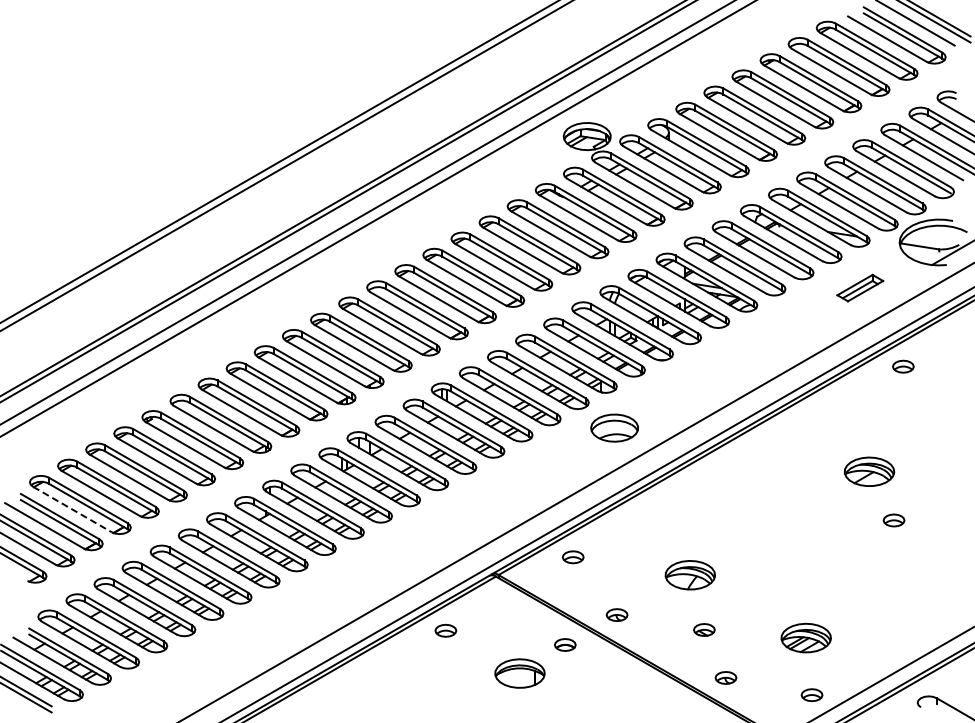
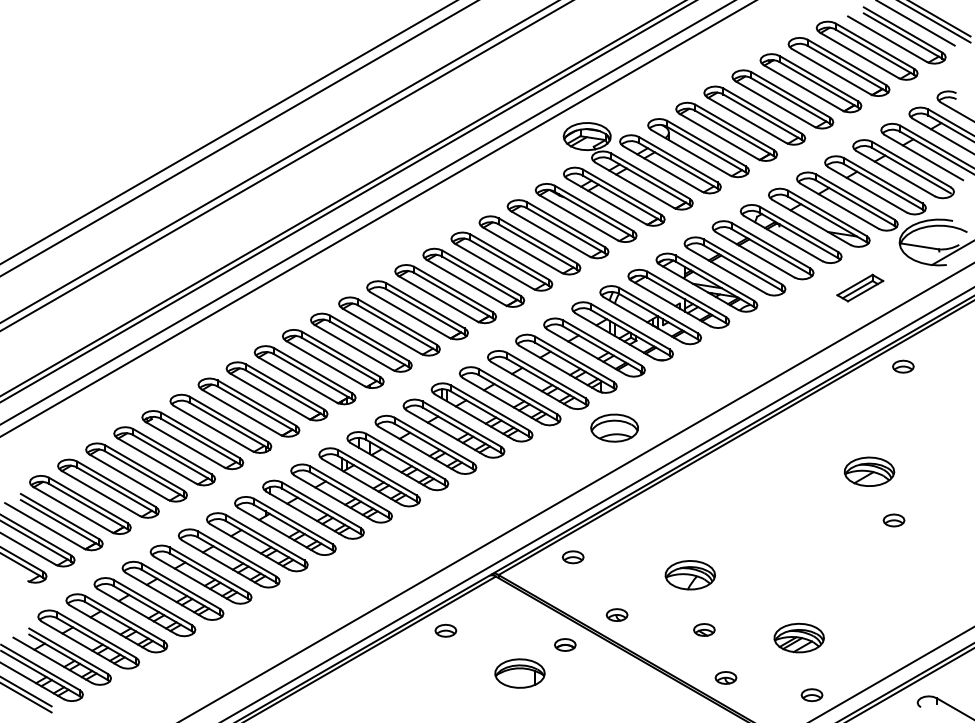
line: none -> present (228, 132)
line: none -> present (238, 138)
line: dashed -> solid (72, 509)
part position: (805, 637) -> (798, 637) (798, 637)
